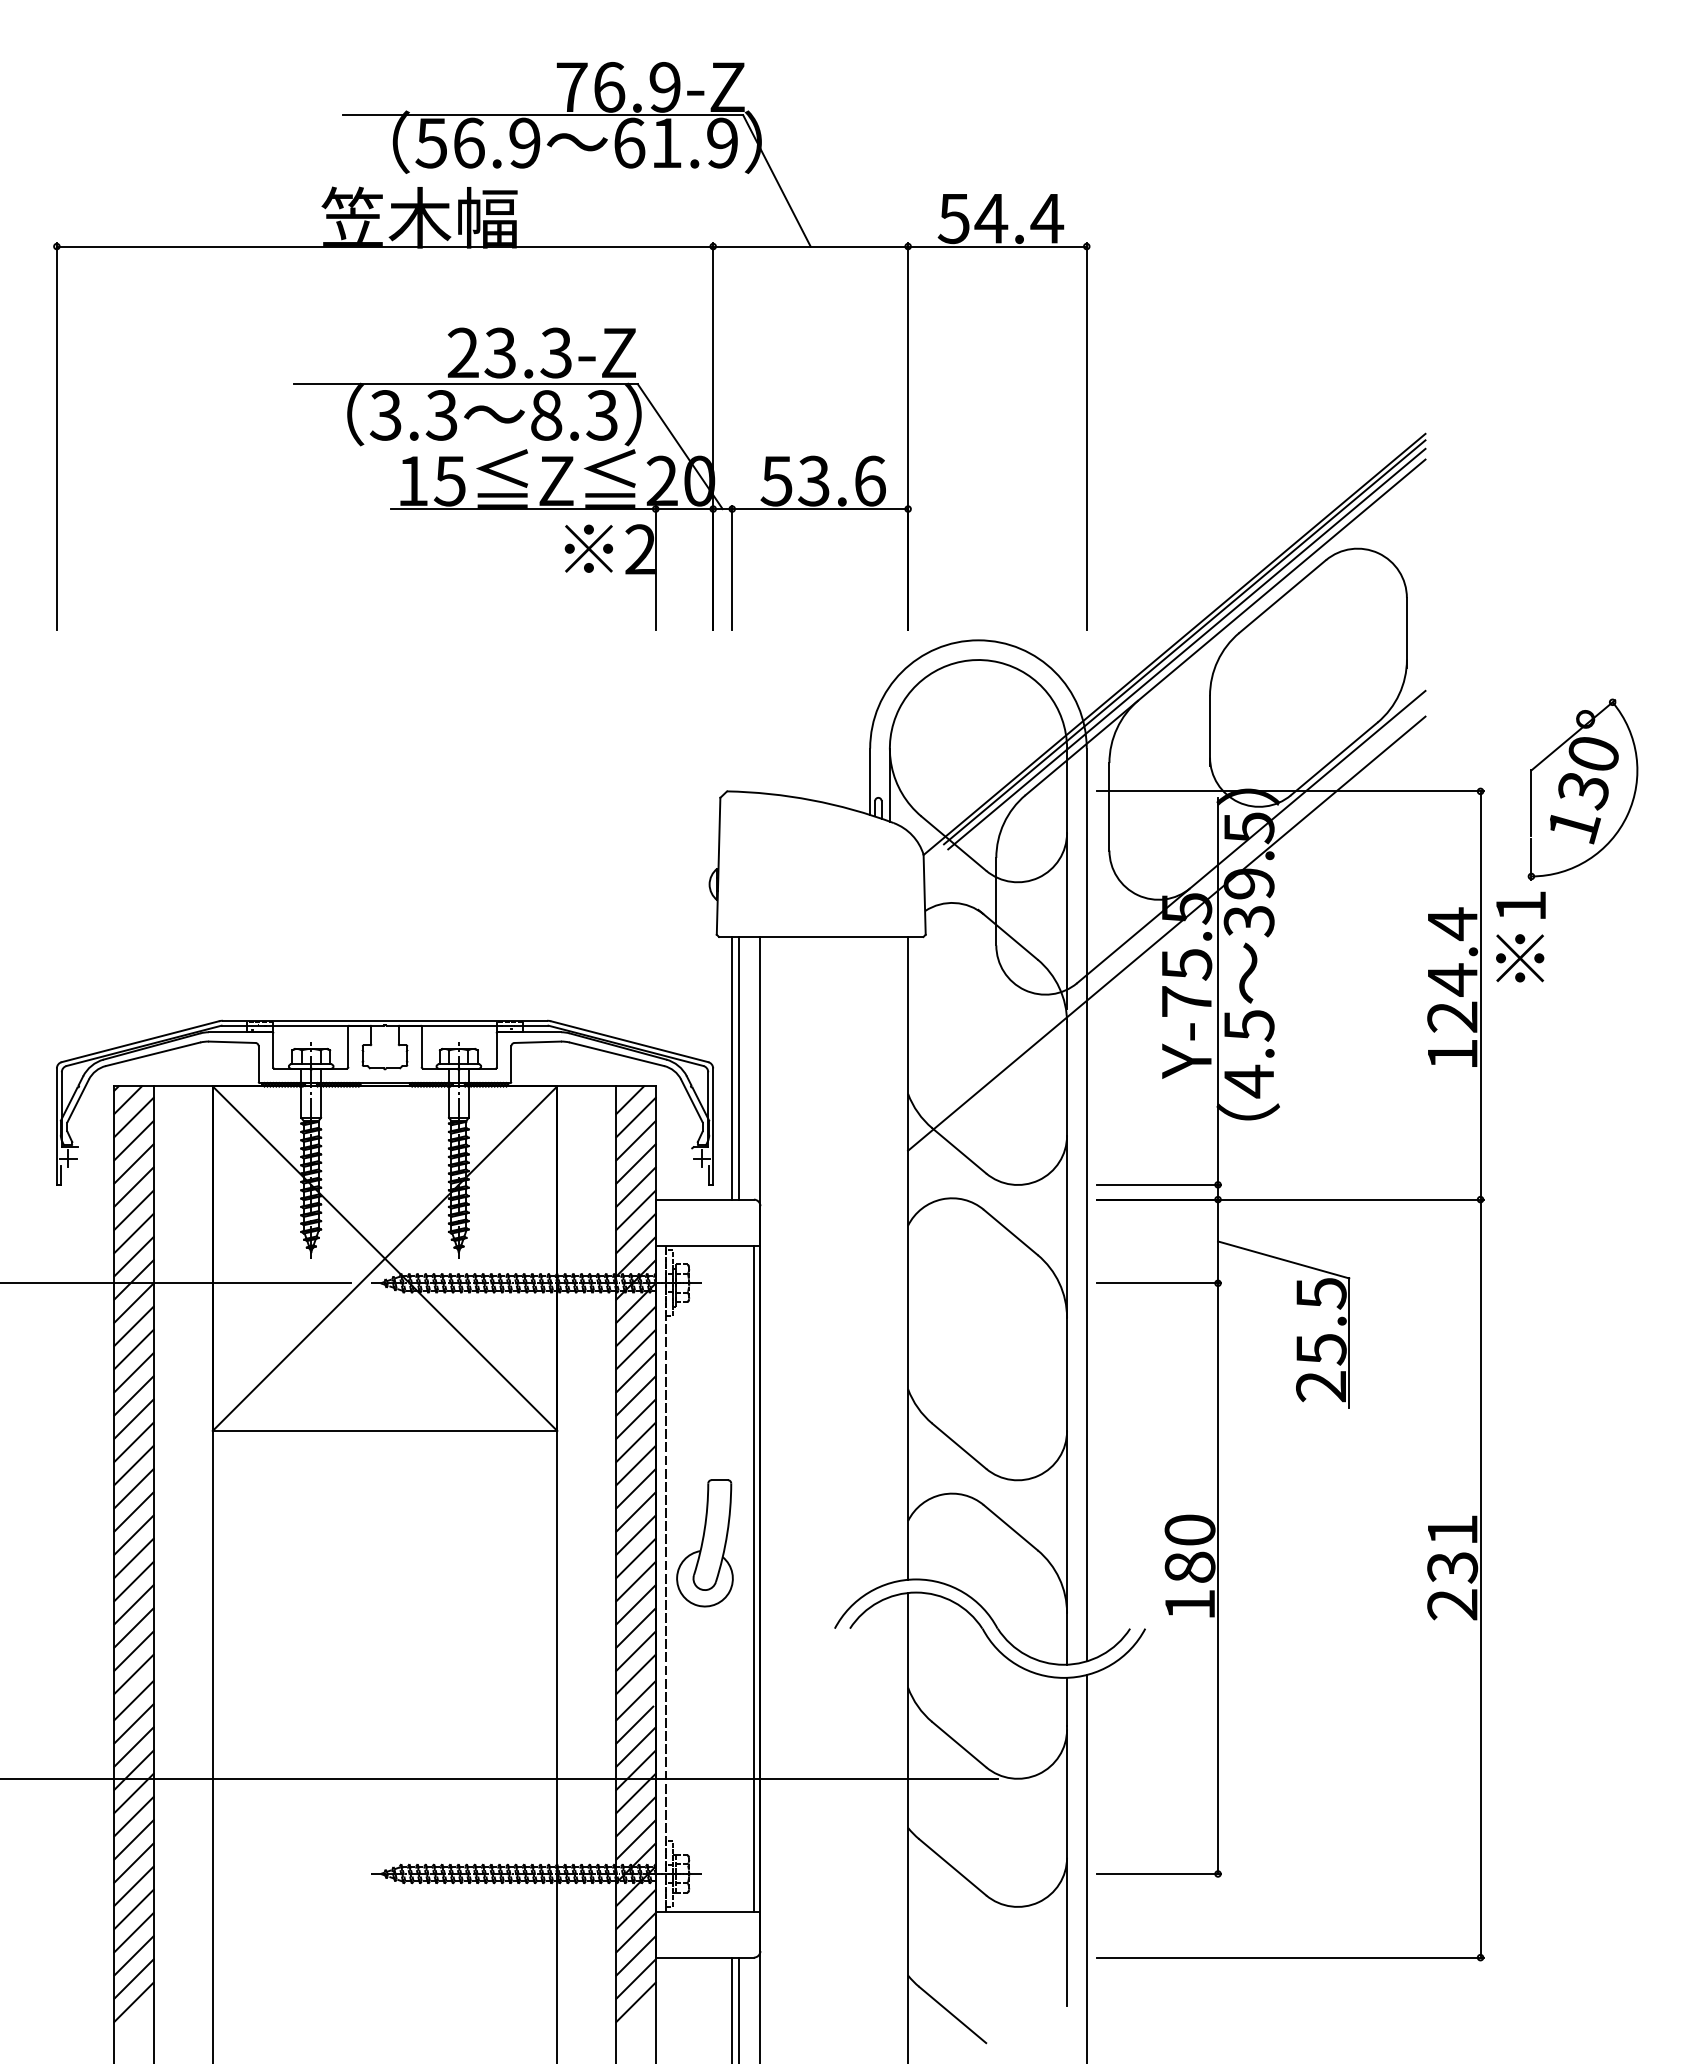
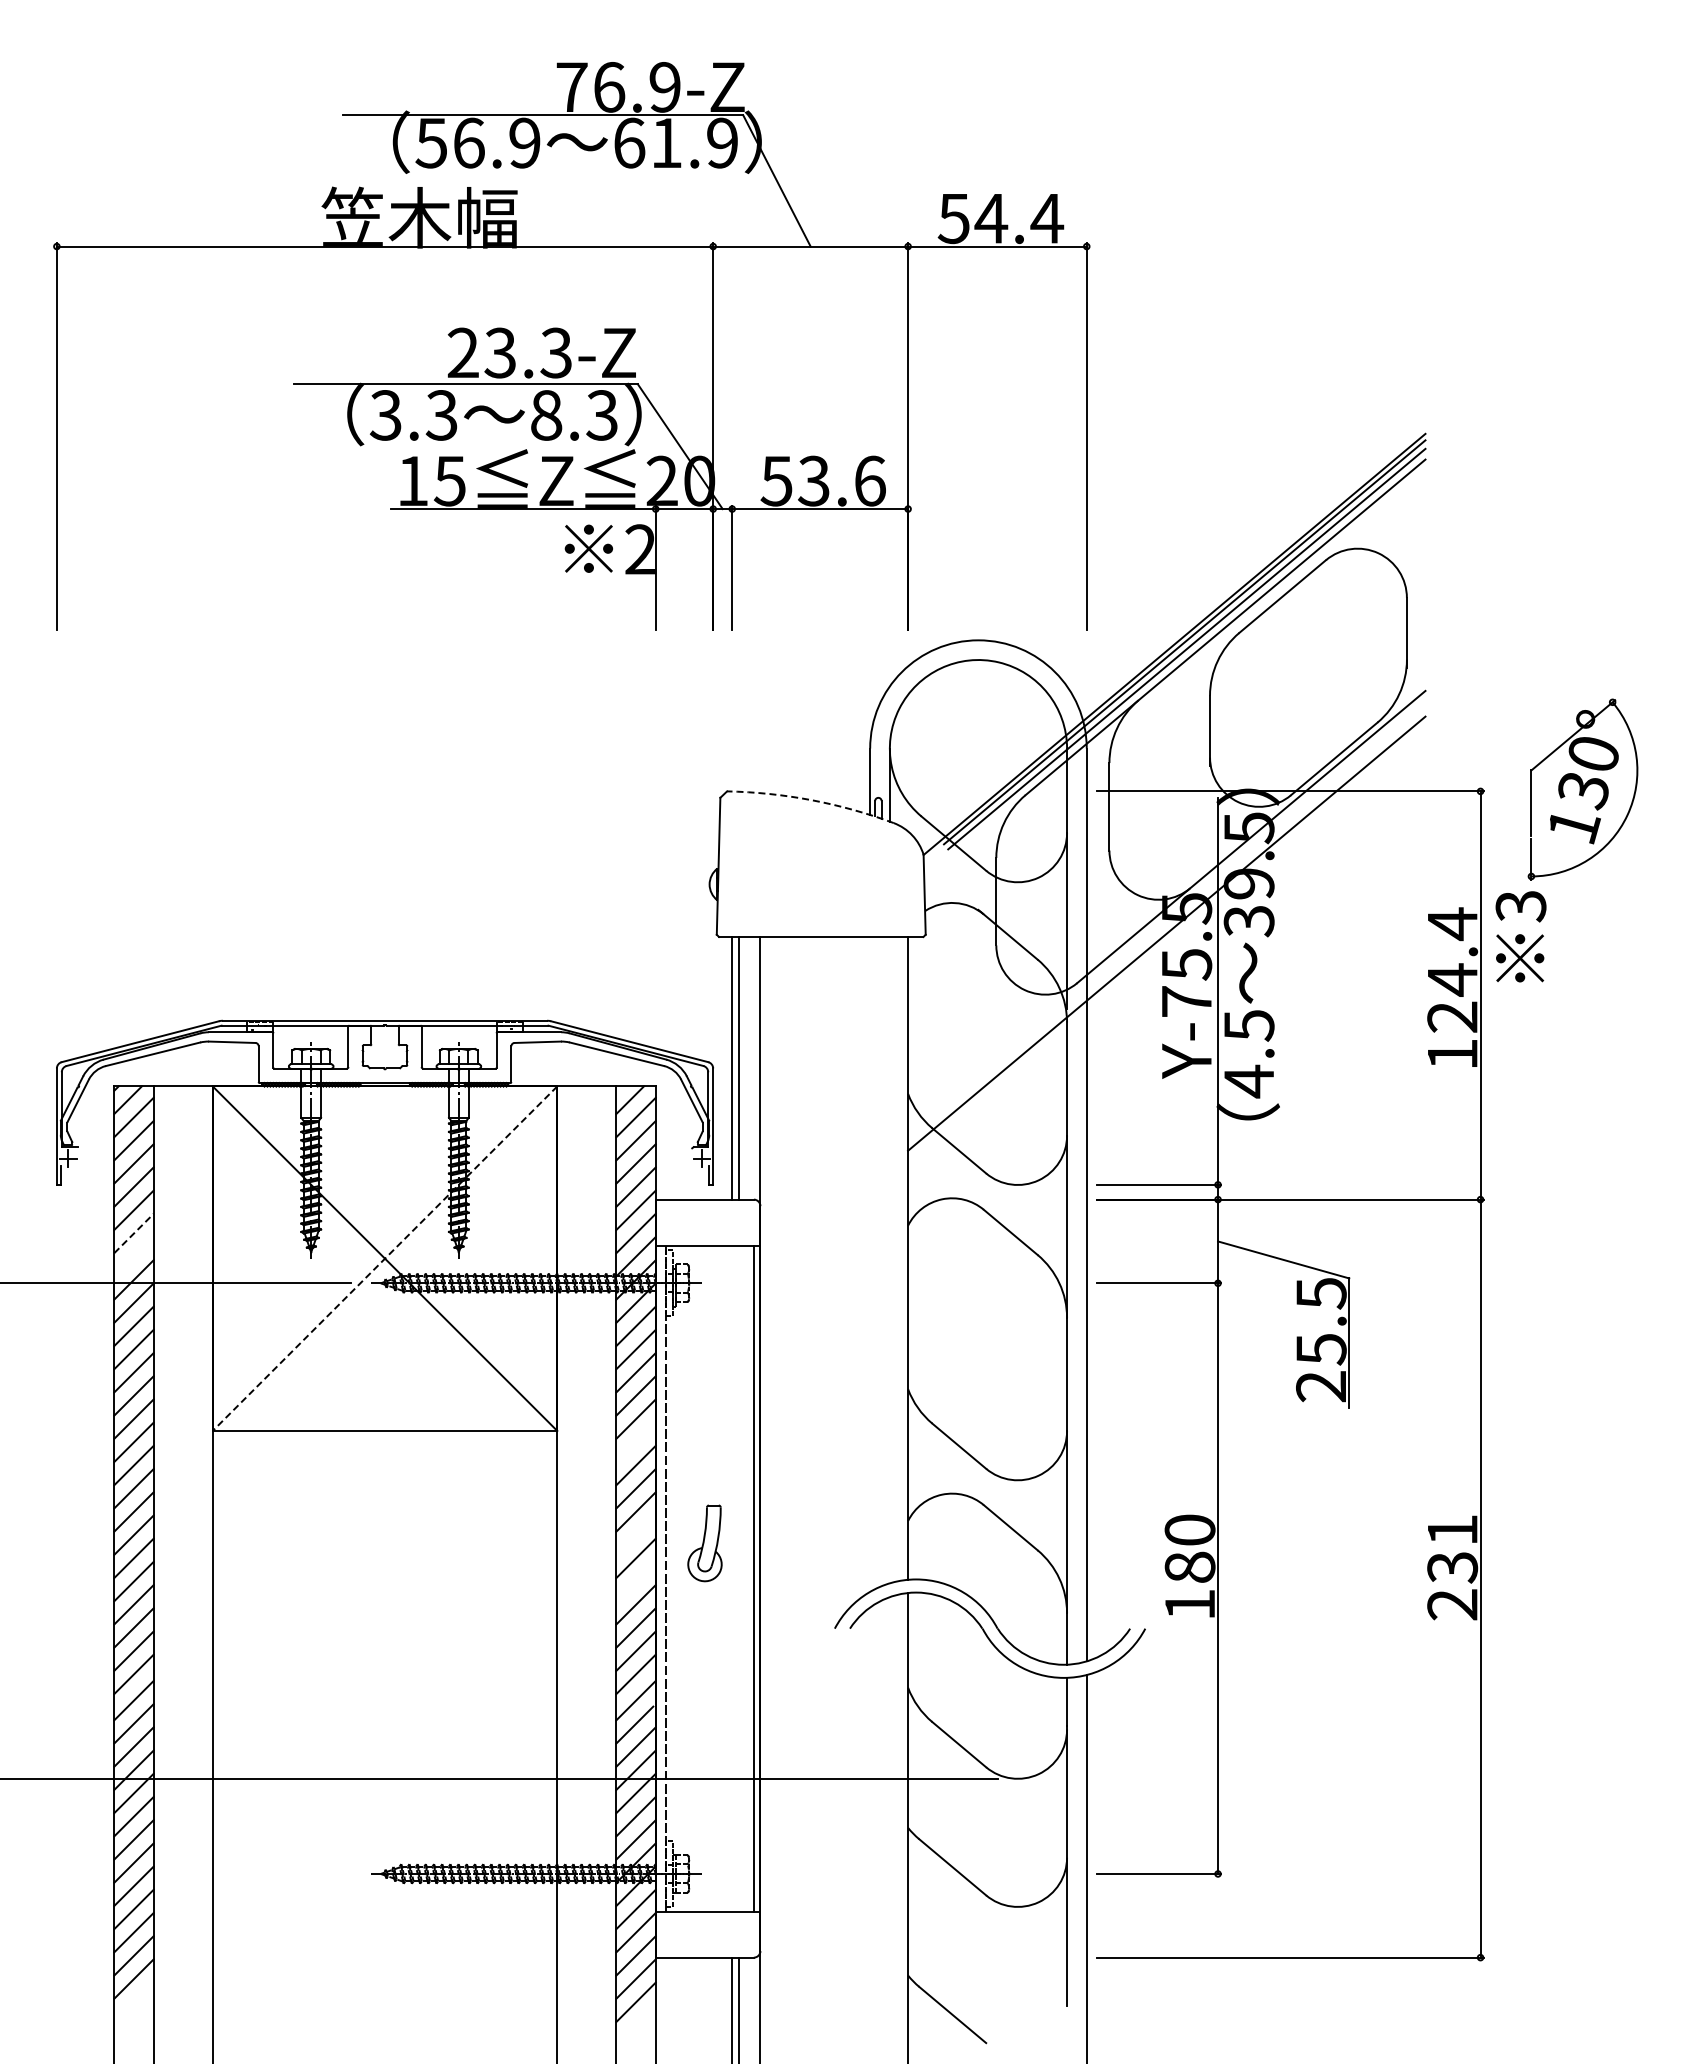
arc: solid -> dashed (811, 800)
text: 1 -> 3 (1520, 906)
line: solid -> dashed (134, 1233)
line: present -> none (133, 1256)
line: solid -> dashed (385, 1258)
line: present -> none (635, 1442)
line: present -> none (635, 1534)
part size: 58x129 px -> 36x79 px (704, 1543)
line: present -> none (635, 1581)
line: present -> none (133, 2002)
